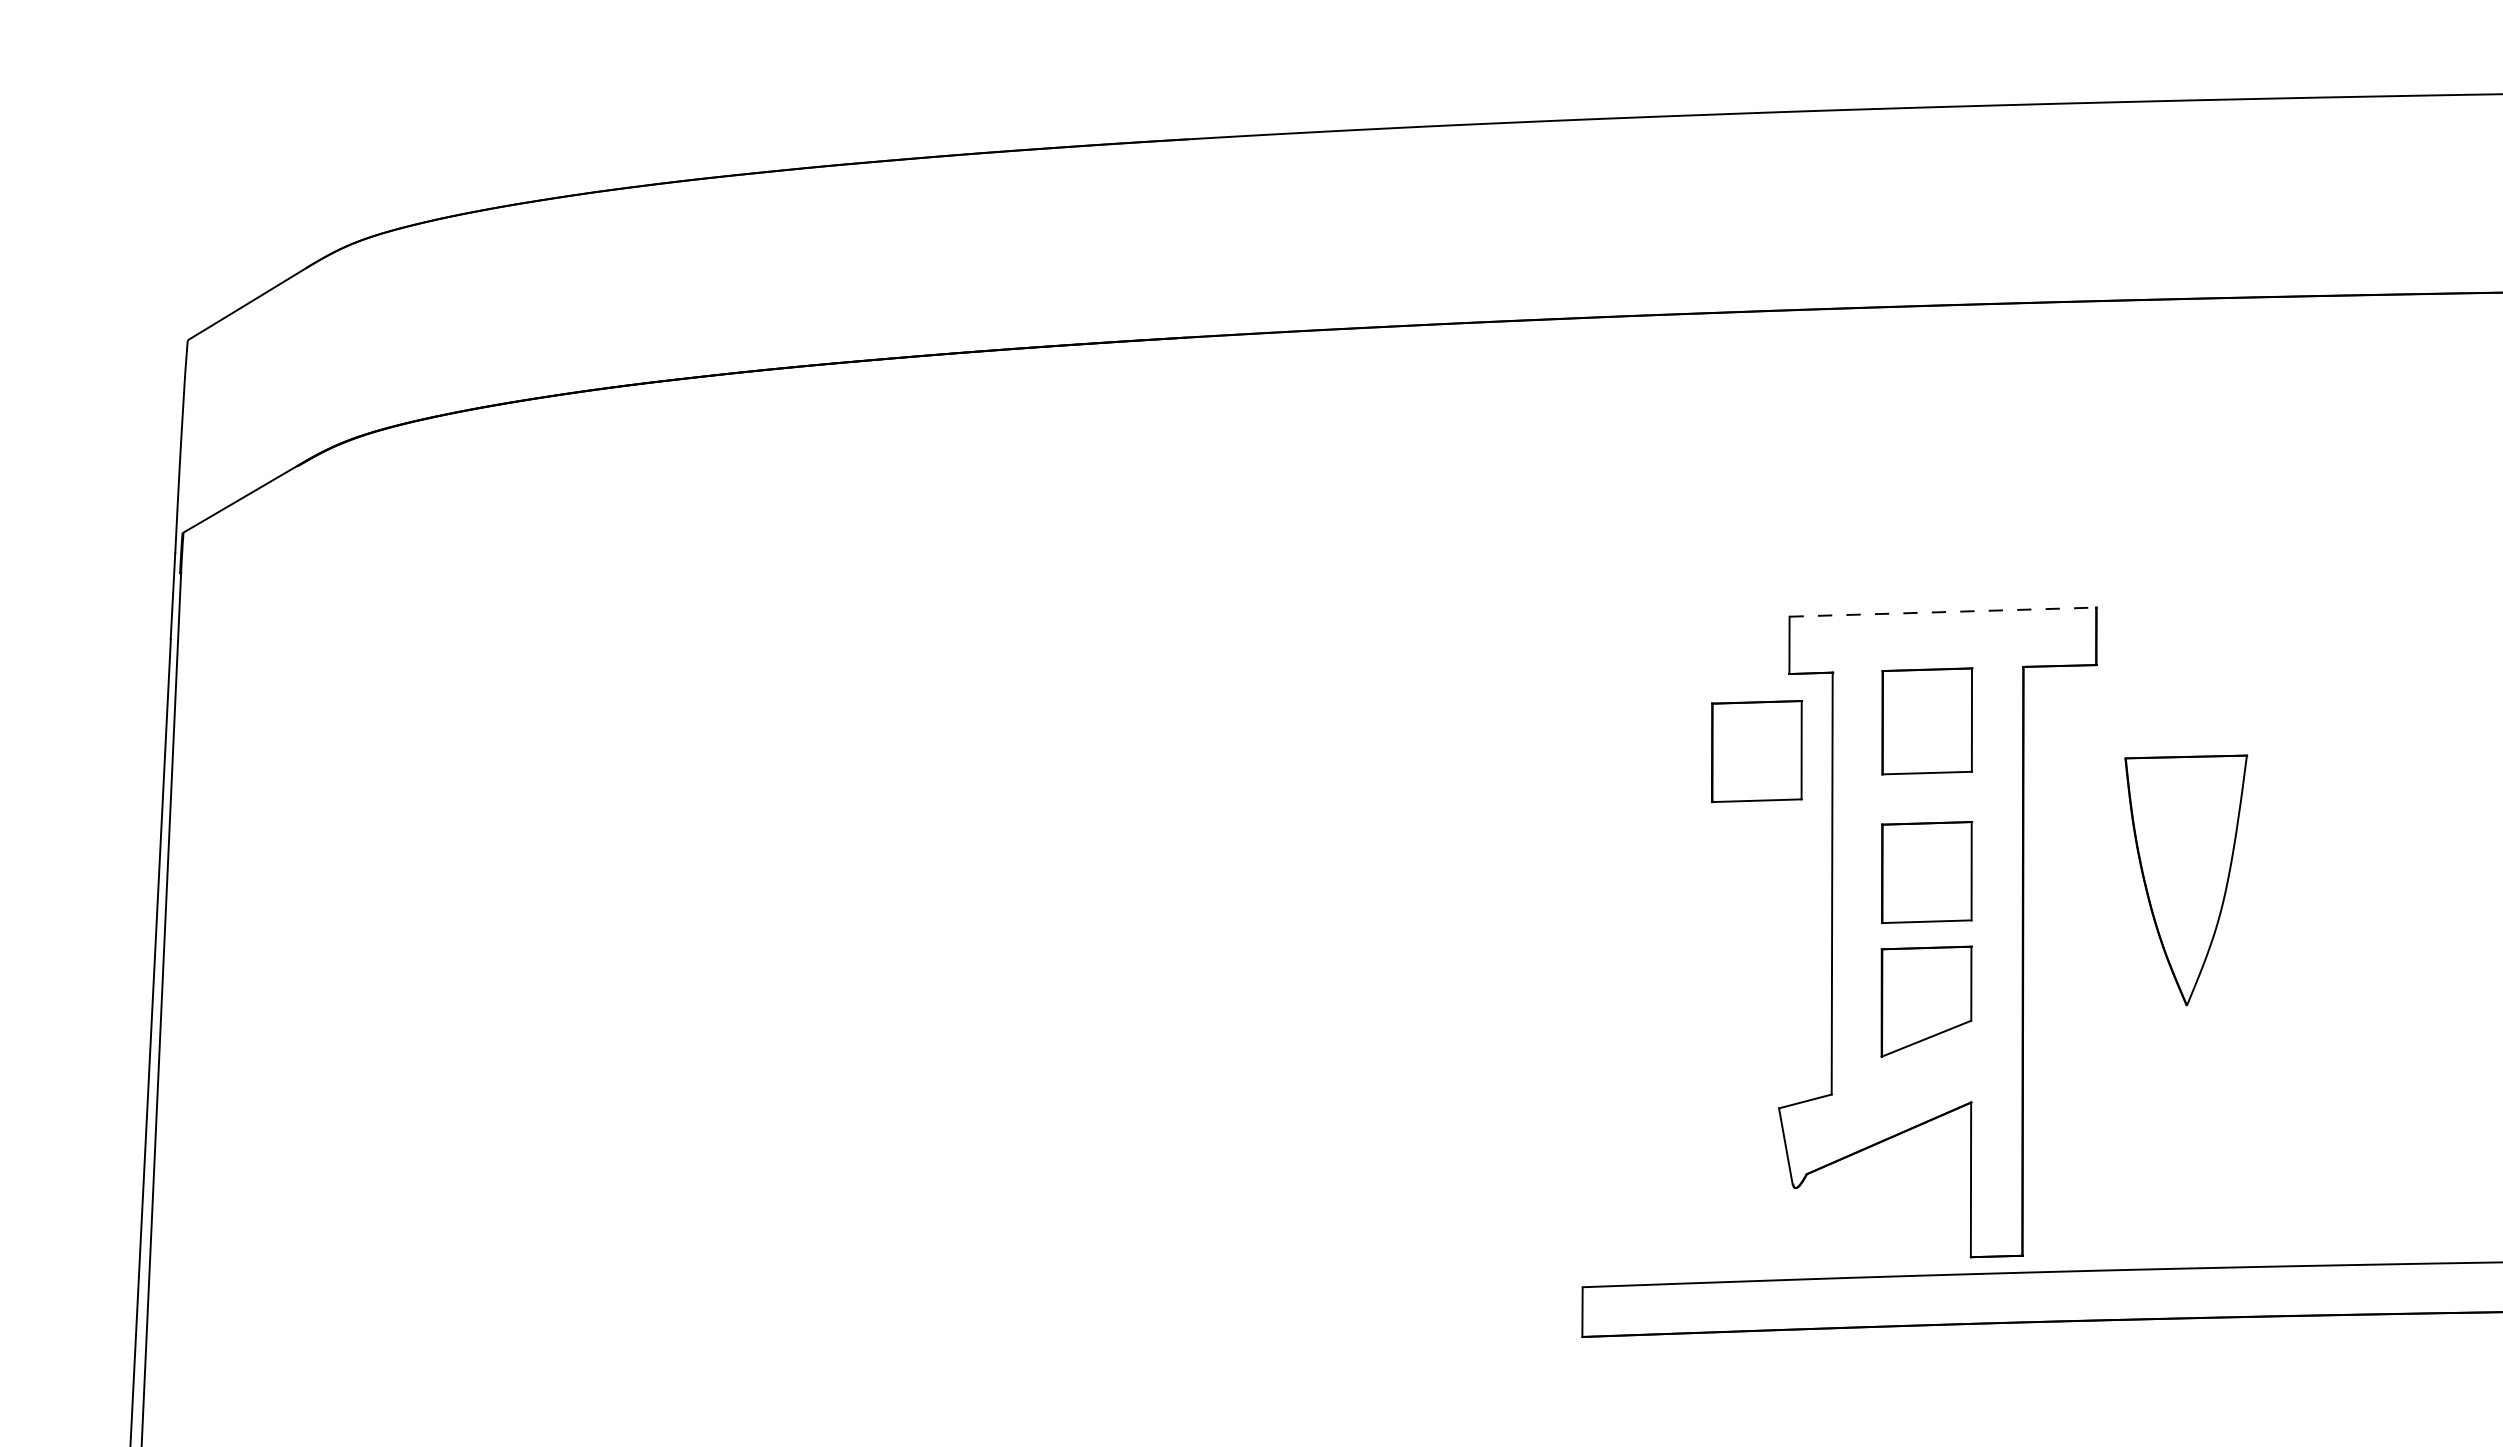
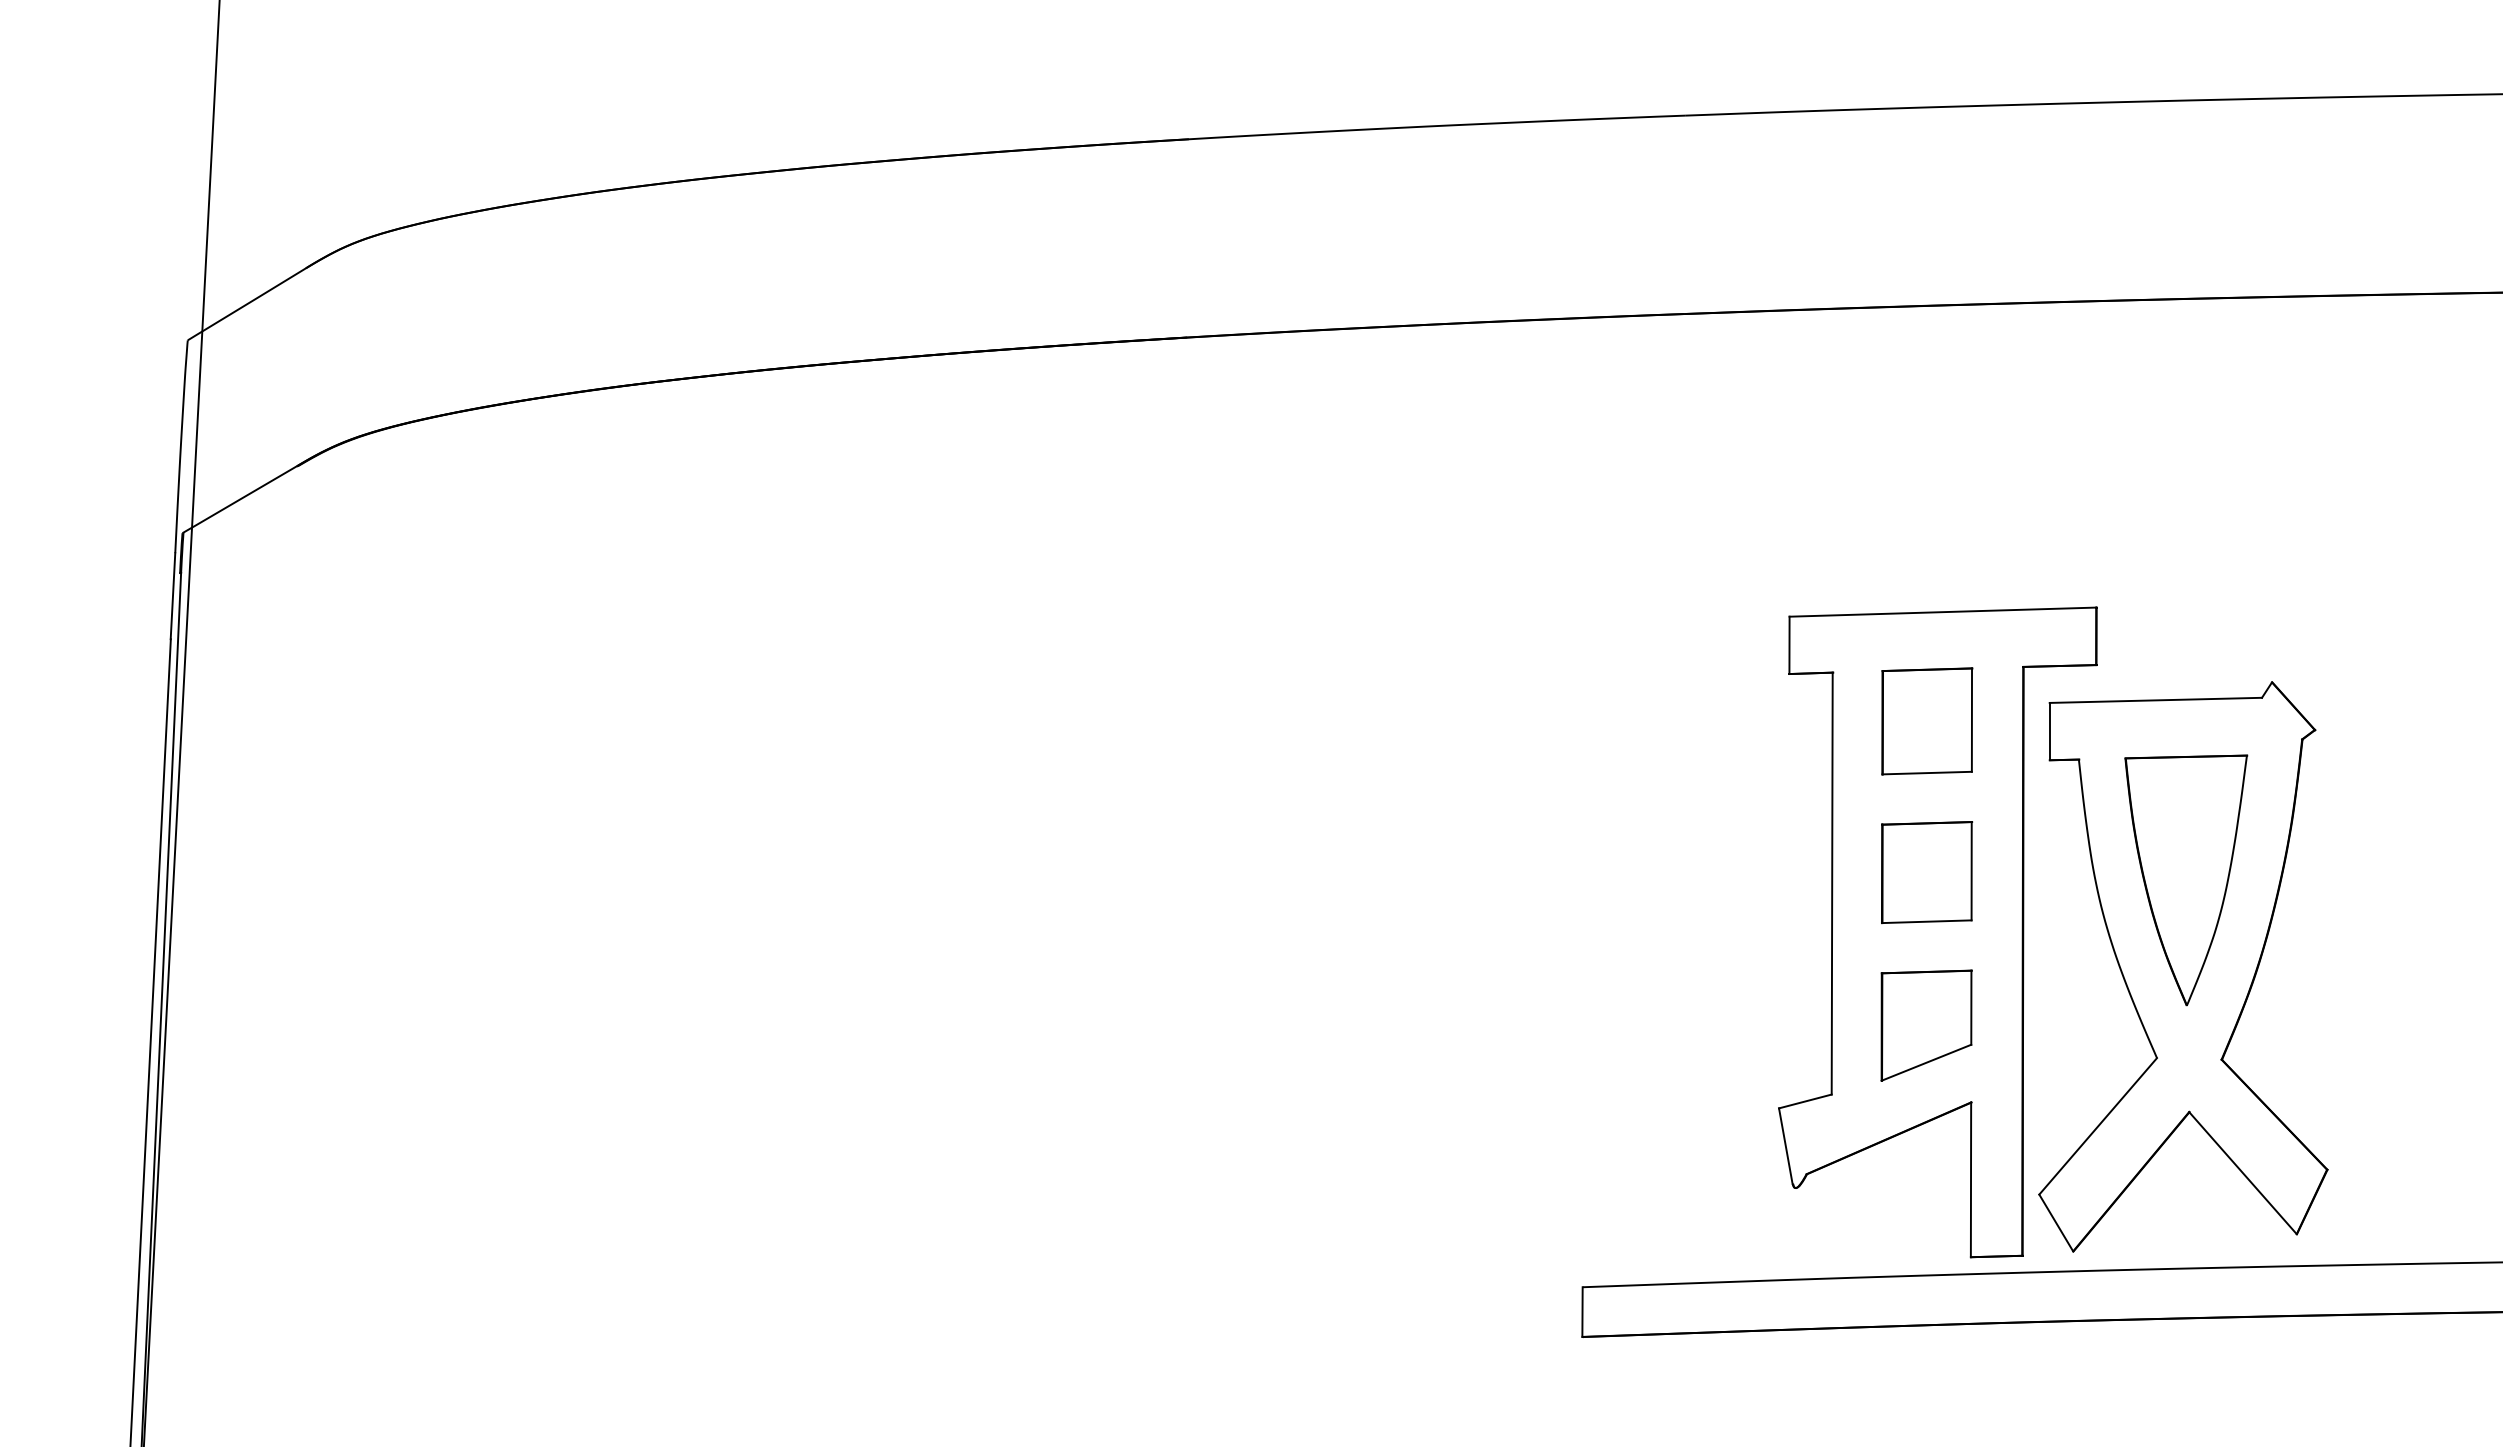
line: dashed -> solid (1943, 612)
line: none -> present (181, 722)
part: present -> none (1757, 751)
part: none -> present (2183, 966)
part position: (1926, 1001) -> (1926, 1025) (1926, 1025)
